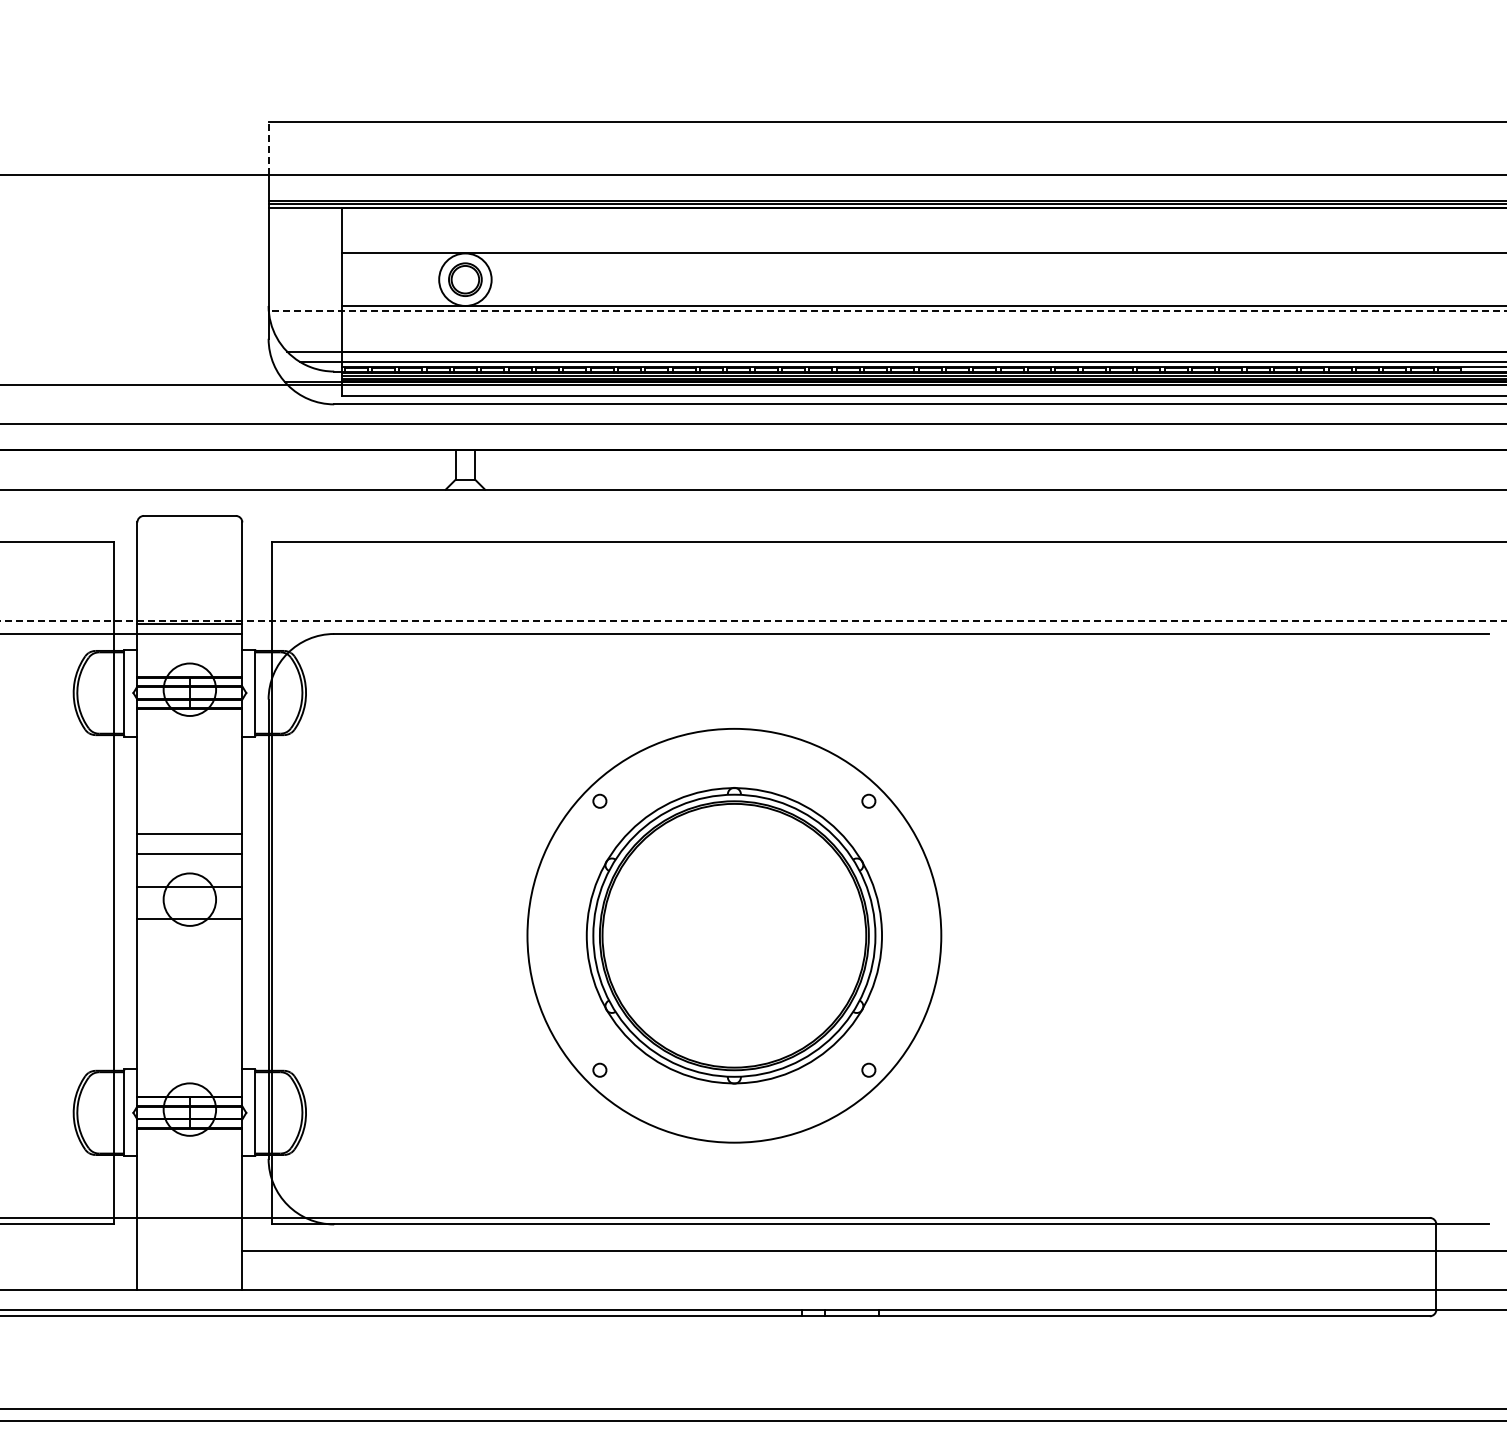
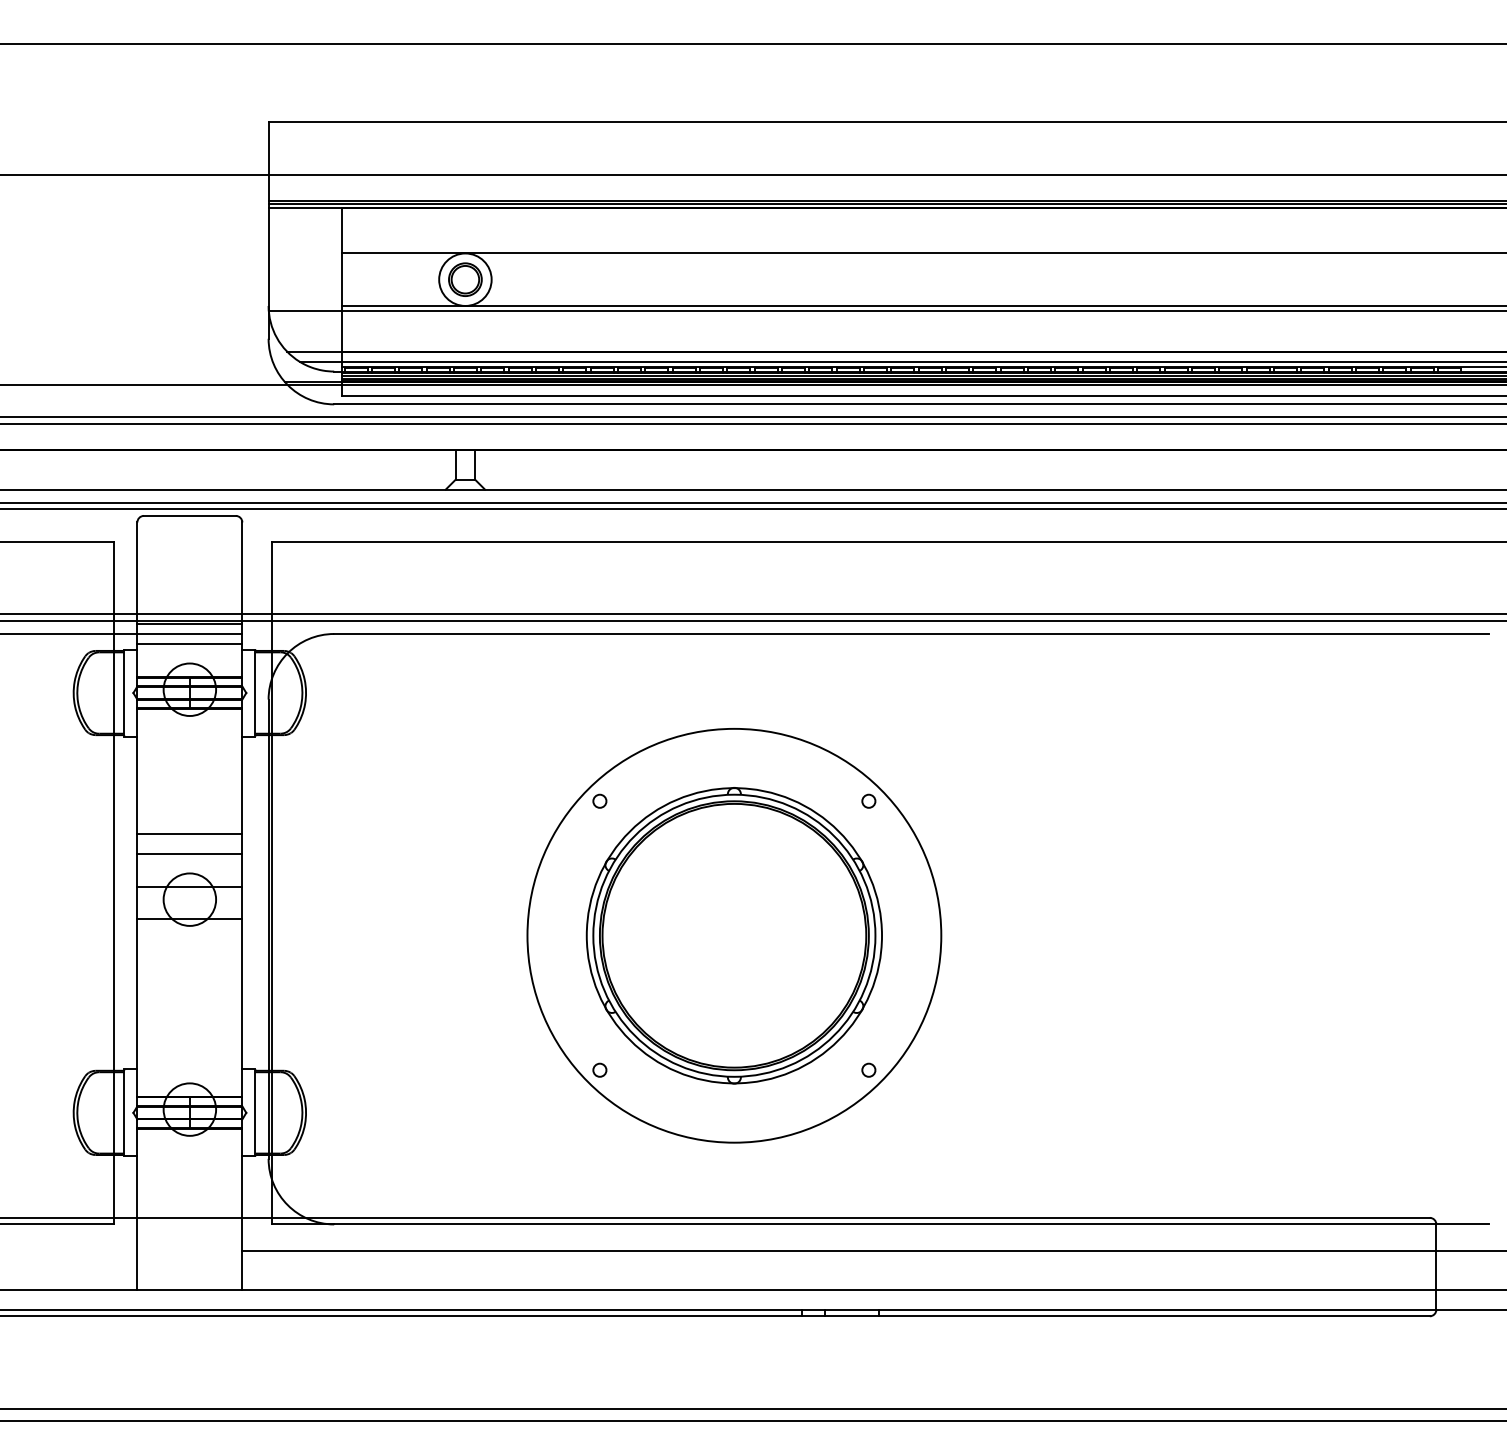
line: none -> present (752, 43)
line: dashed -> solid (268, 148)
line: dashed -> solid (887, 310)
line: none -> present (752, 417)
line: none -> present (752, 502)
line: none -> present (752, 509)
line: none -> present (752, 614)
line: dashed -> solid (753, 620)
line: none -> present (189, 643)
